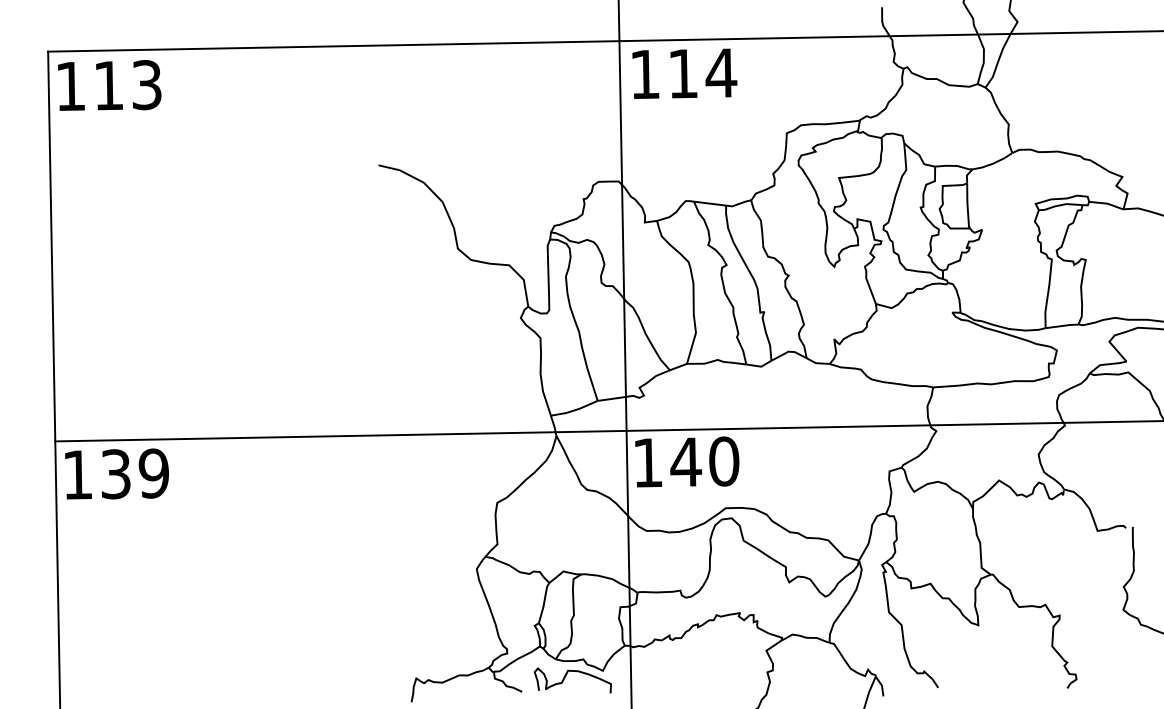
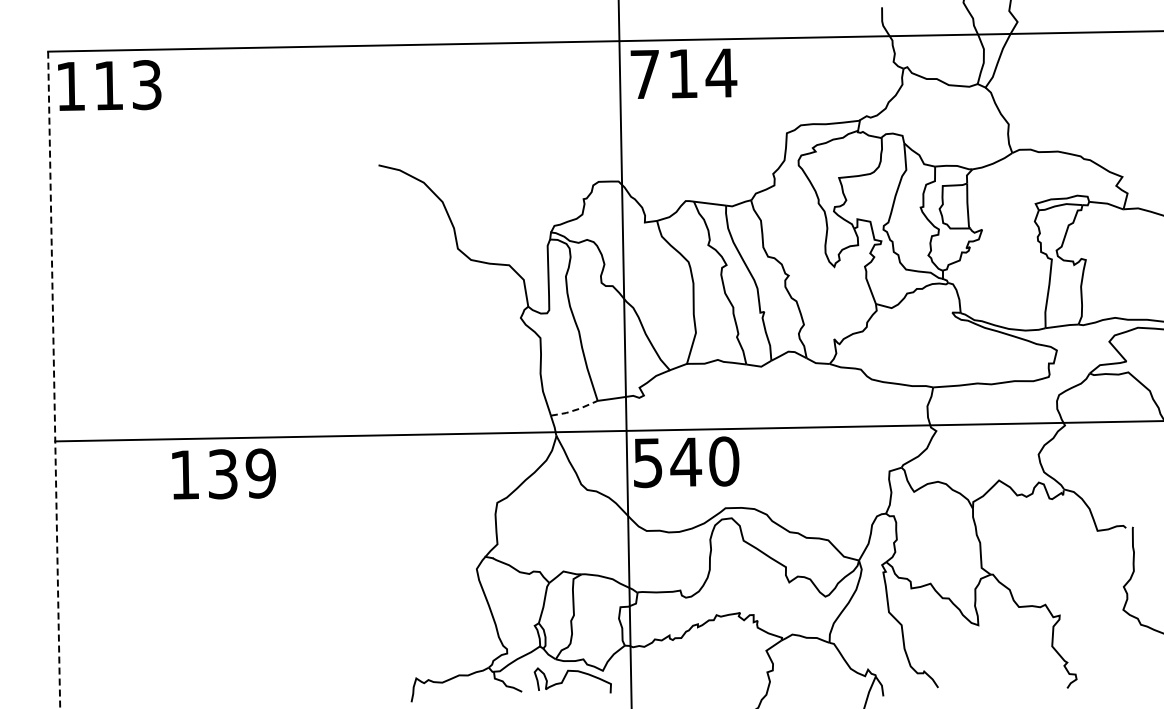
text: 114 -> 714 (644, 74)
line: solid -> dashed (54, 380)
line: solid -> dashed (574, 410)
text: 140 -> 540 (648, 463)
text position: (116, 473) -> (223, 473) (223, 473)
